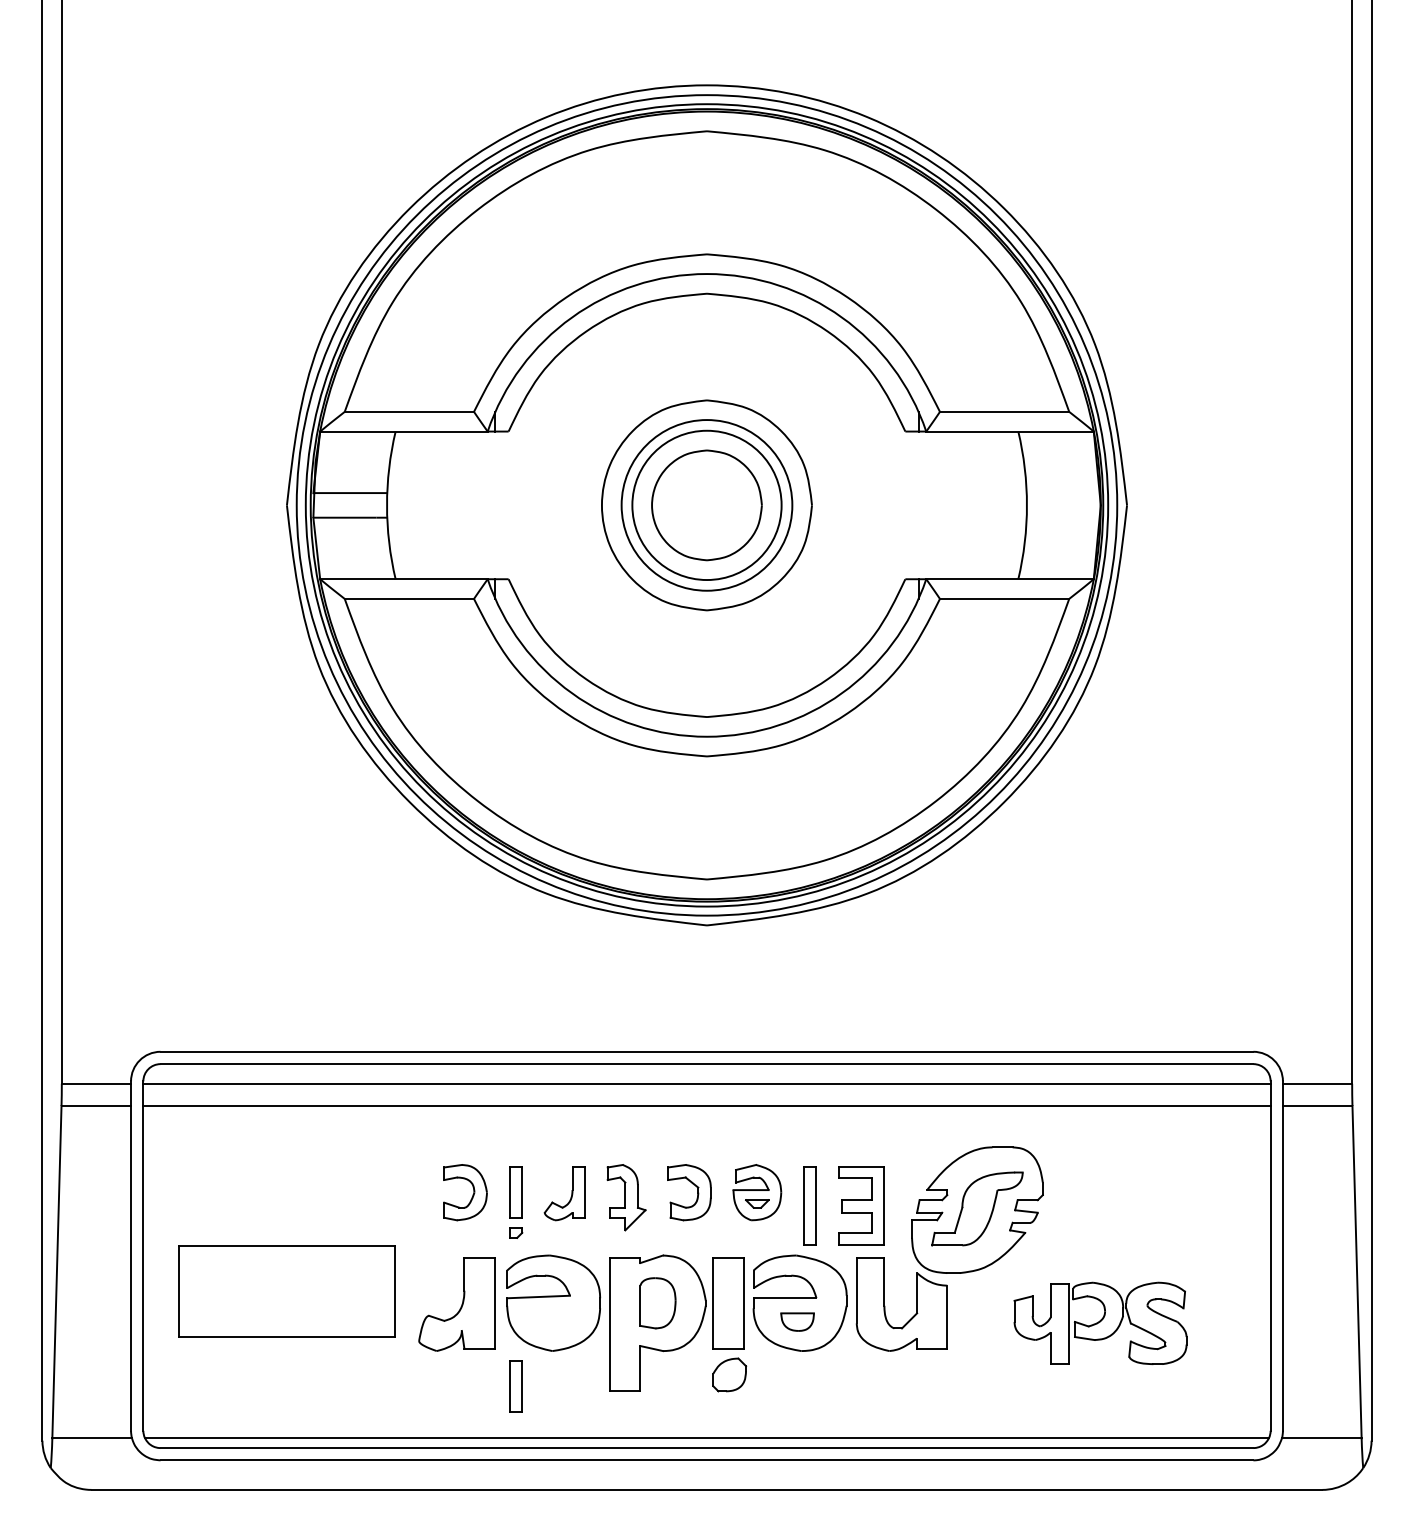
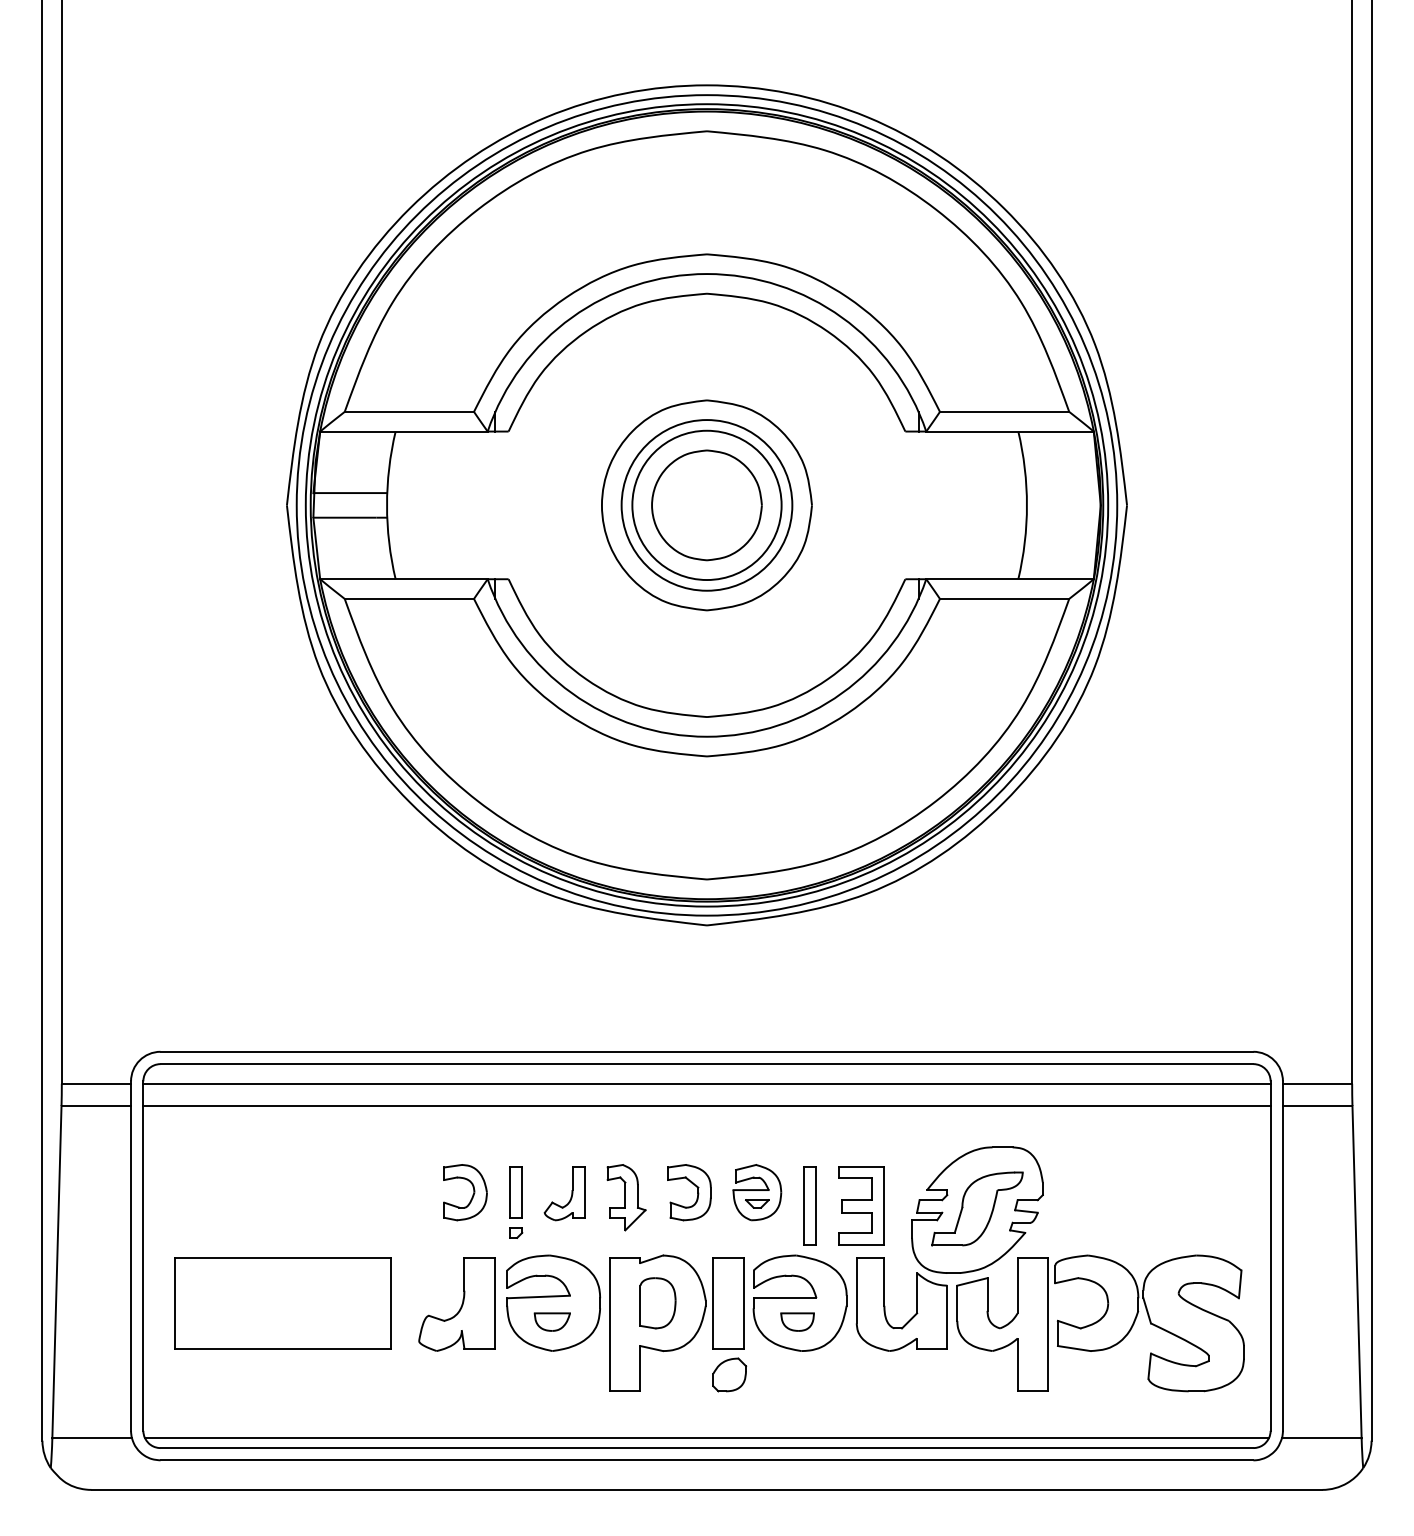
part position: (286, 1291) -> (282, 1303) (282, 1303)
part: none -> present (551, 1321)
part size: 175x84 px -> 289x139 px (1100, 1323)
part: present -> none (515, 1386)
